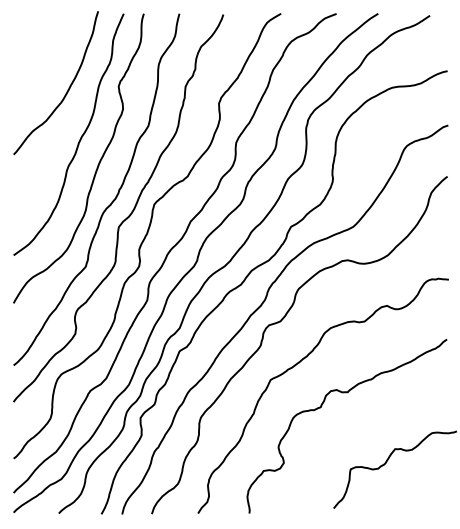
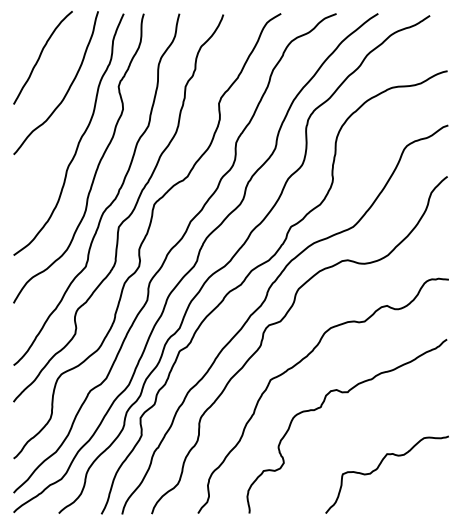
curve: none -> present (40, 57)
curve position: (386, 463) -> (378, 468) (378, 468)
